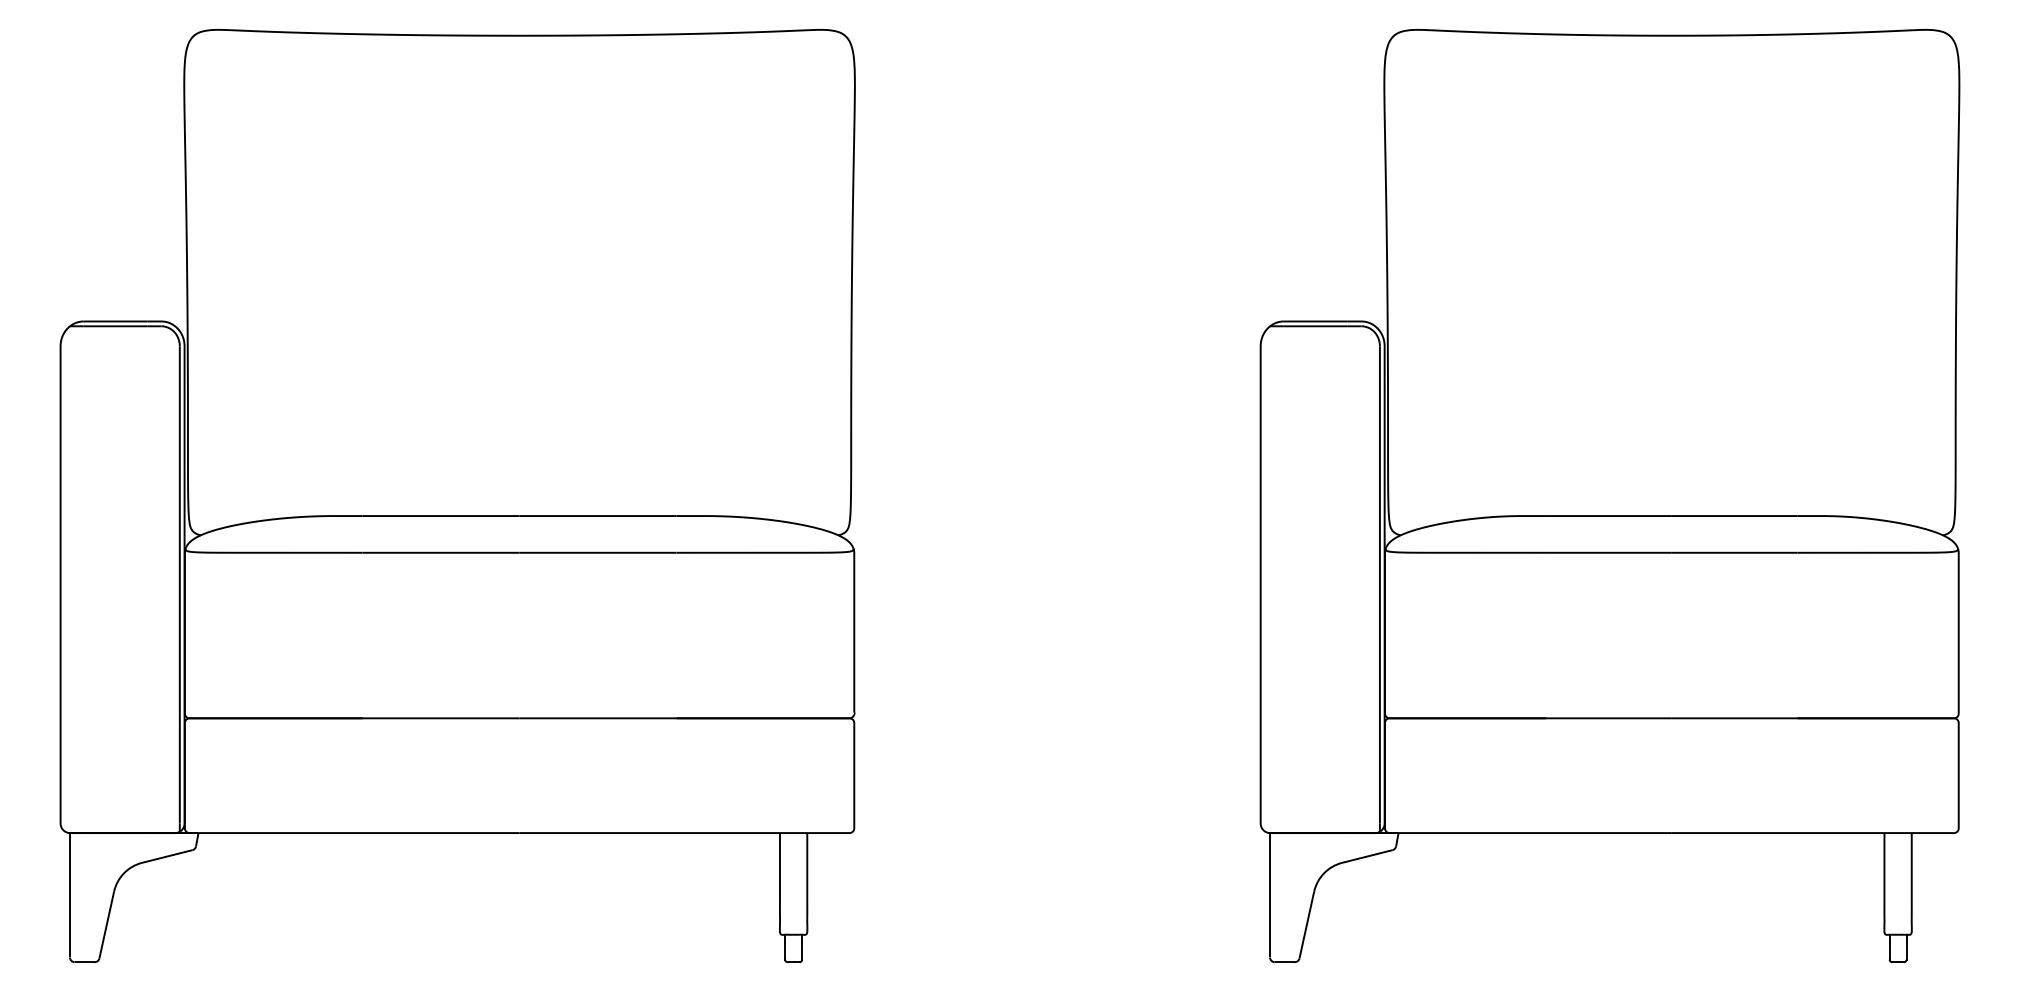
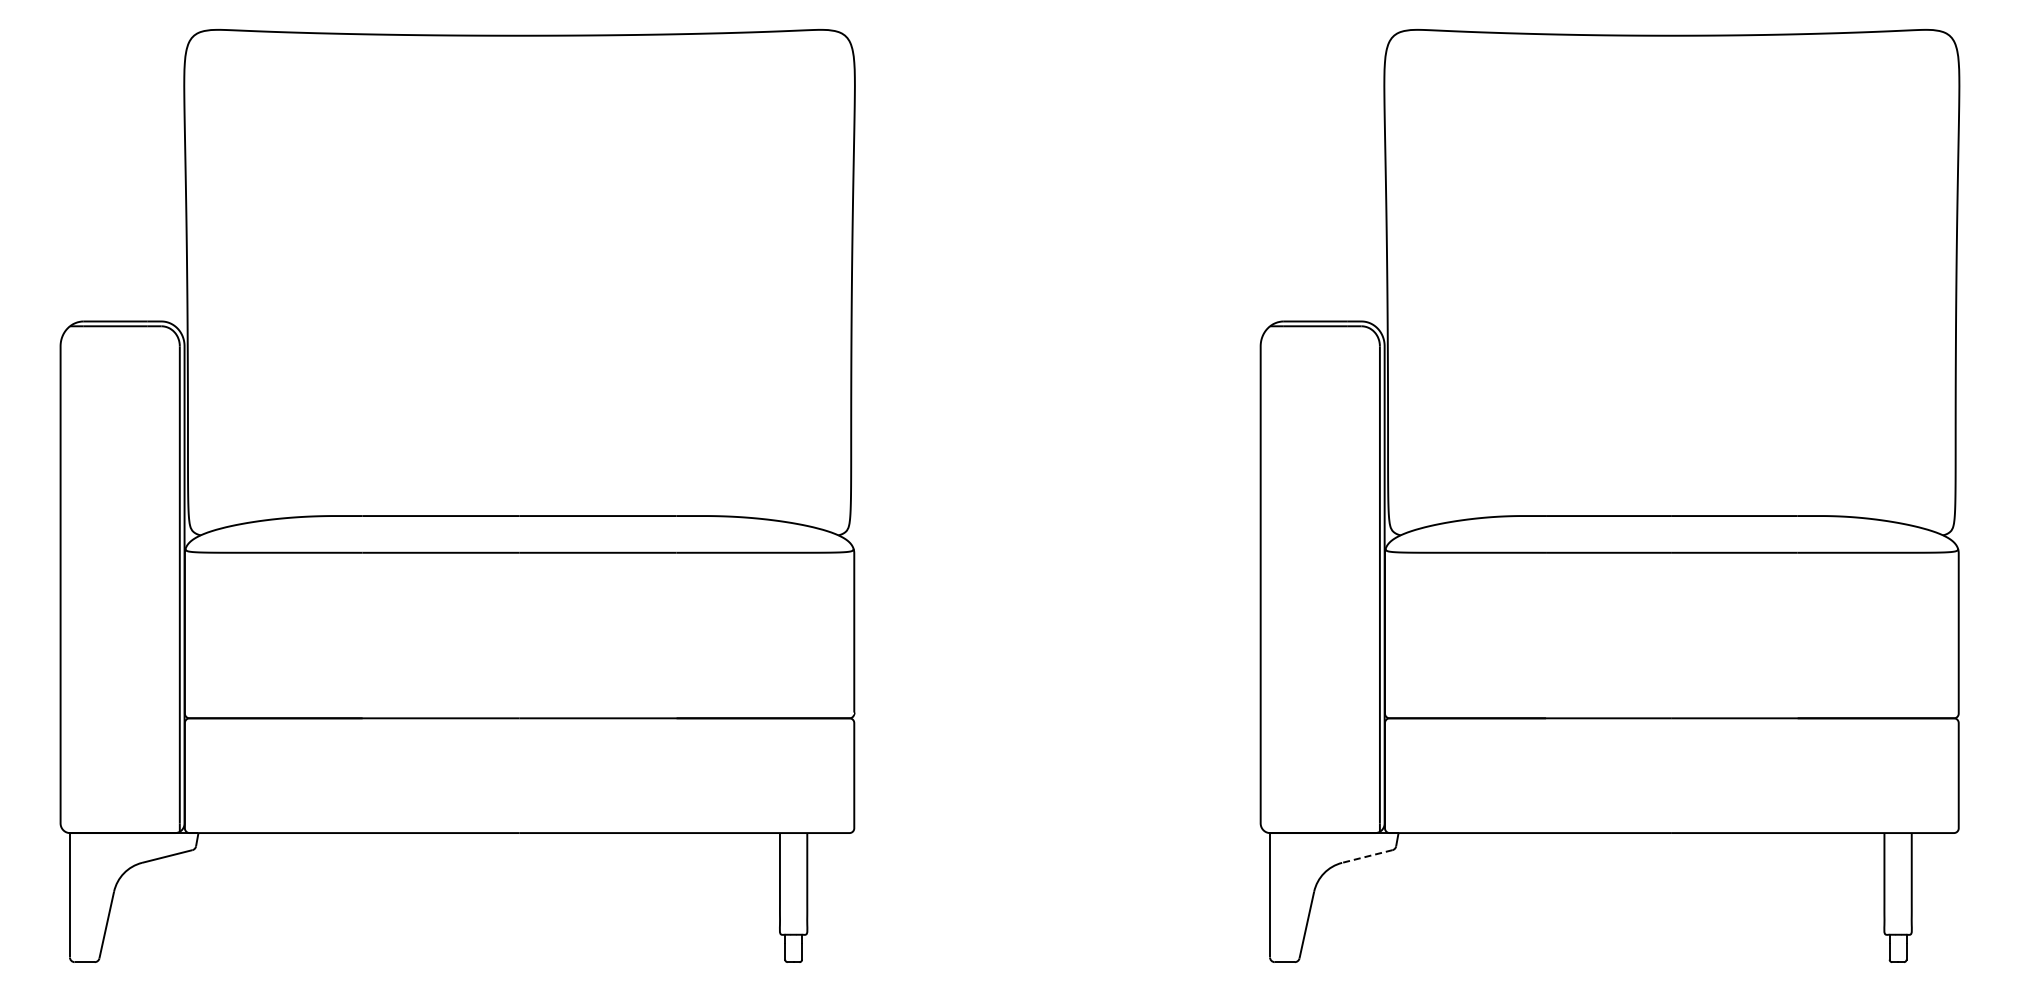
line: solid -> dashed (1366, 856)
